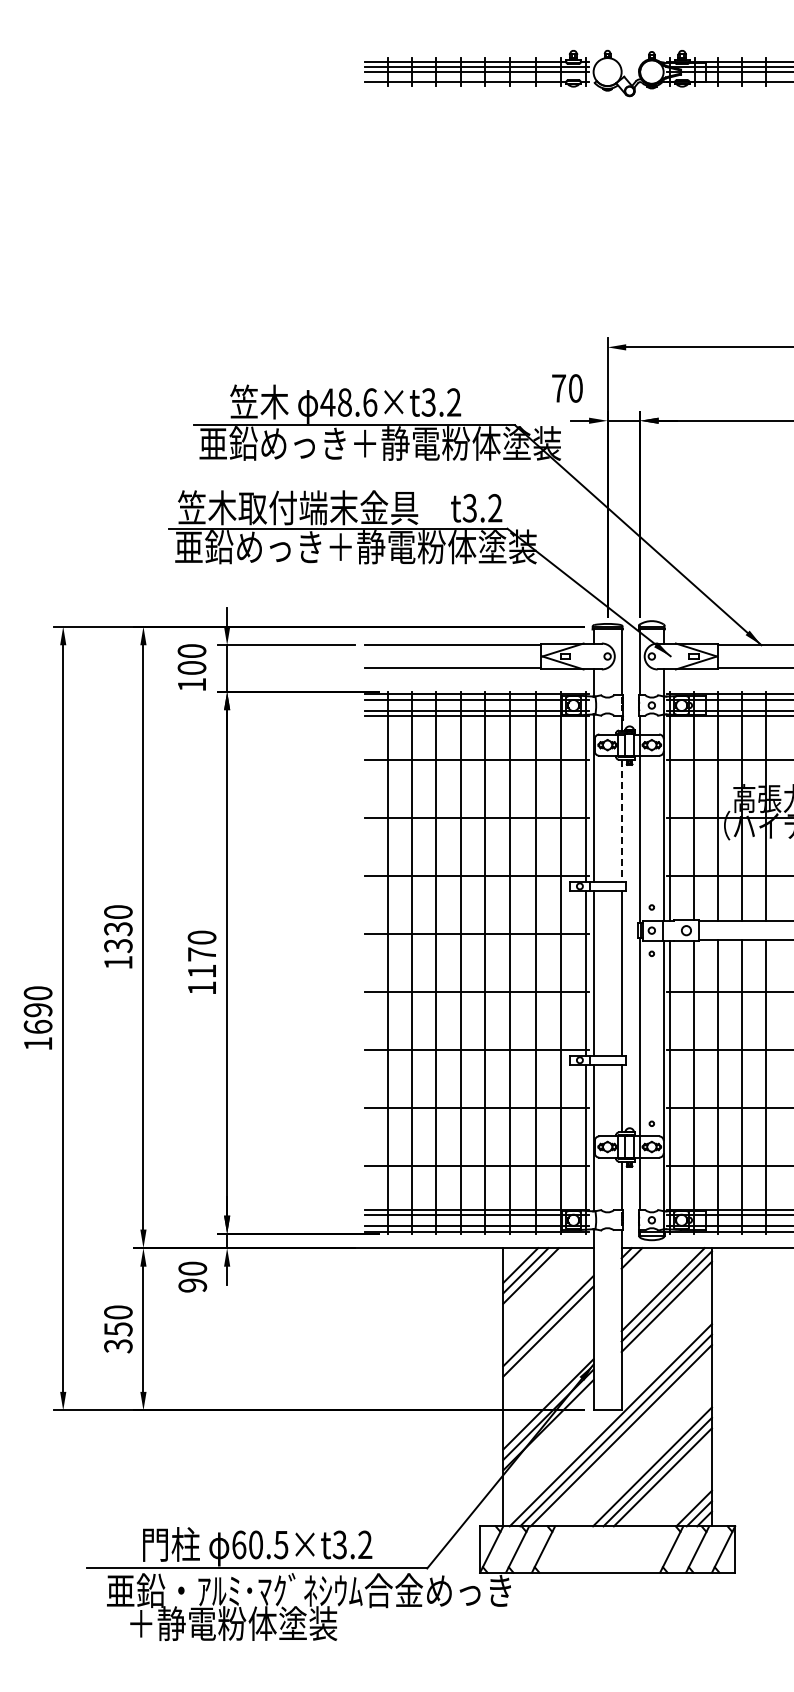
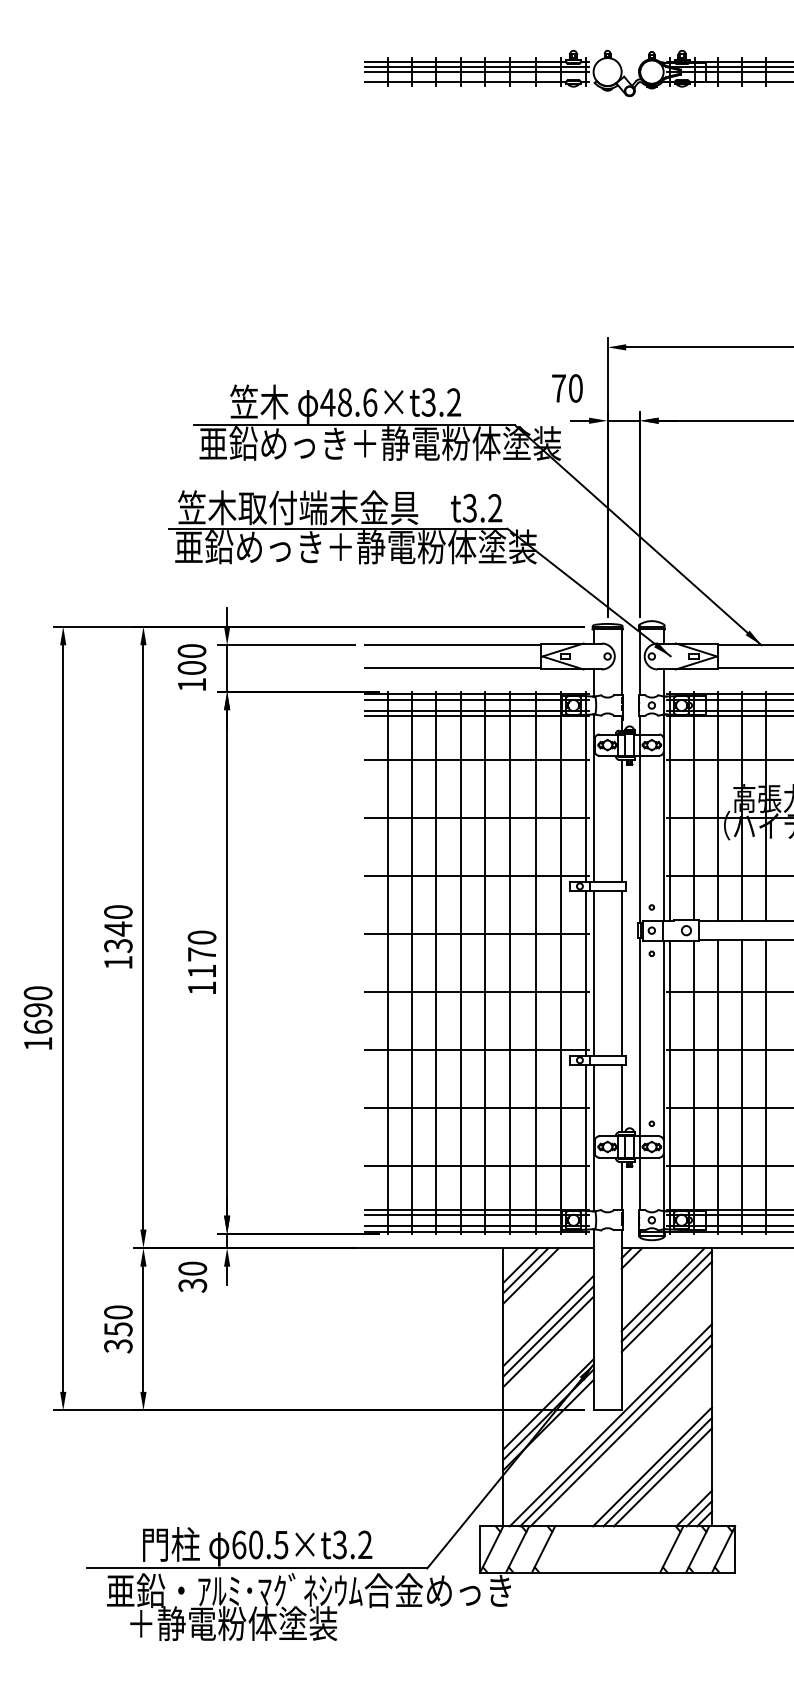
line: dashed -> solid (621, 820)
text: 1330 -> 1340 (118, 928)
text: 90 -> 30 (192, 1285)
line: none -> present (548, 1341)
